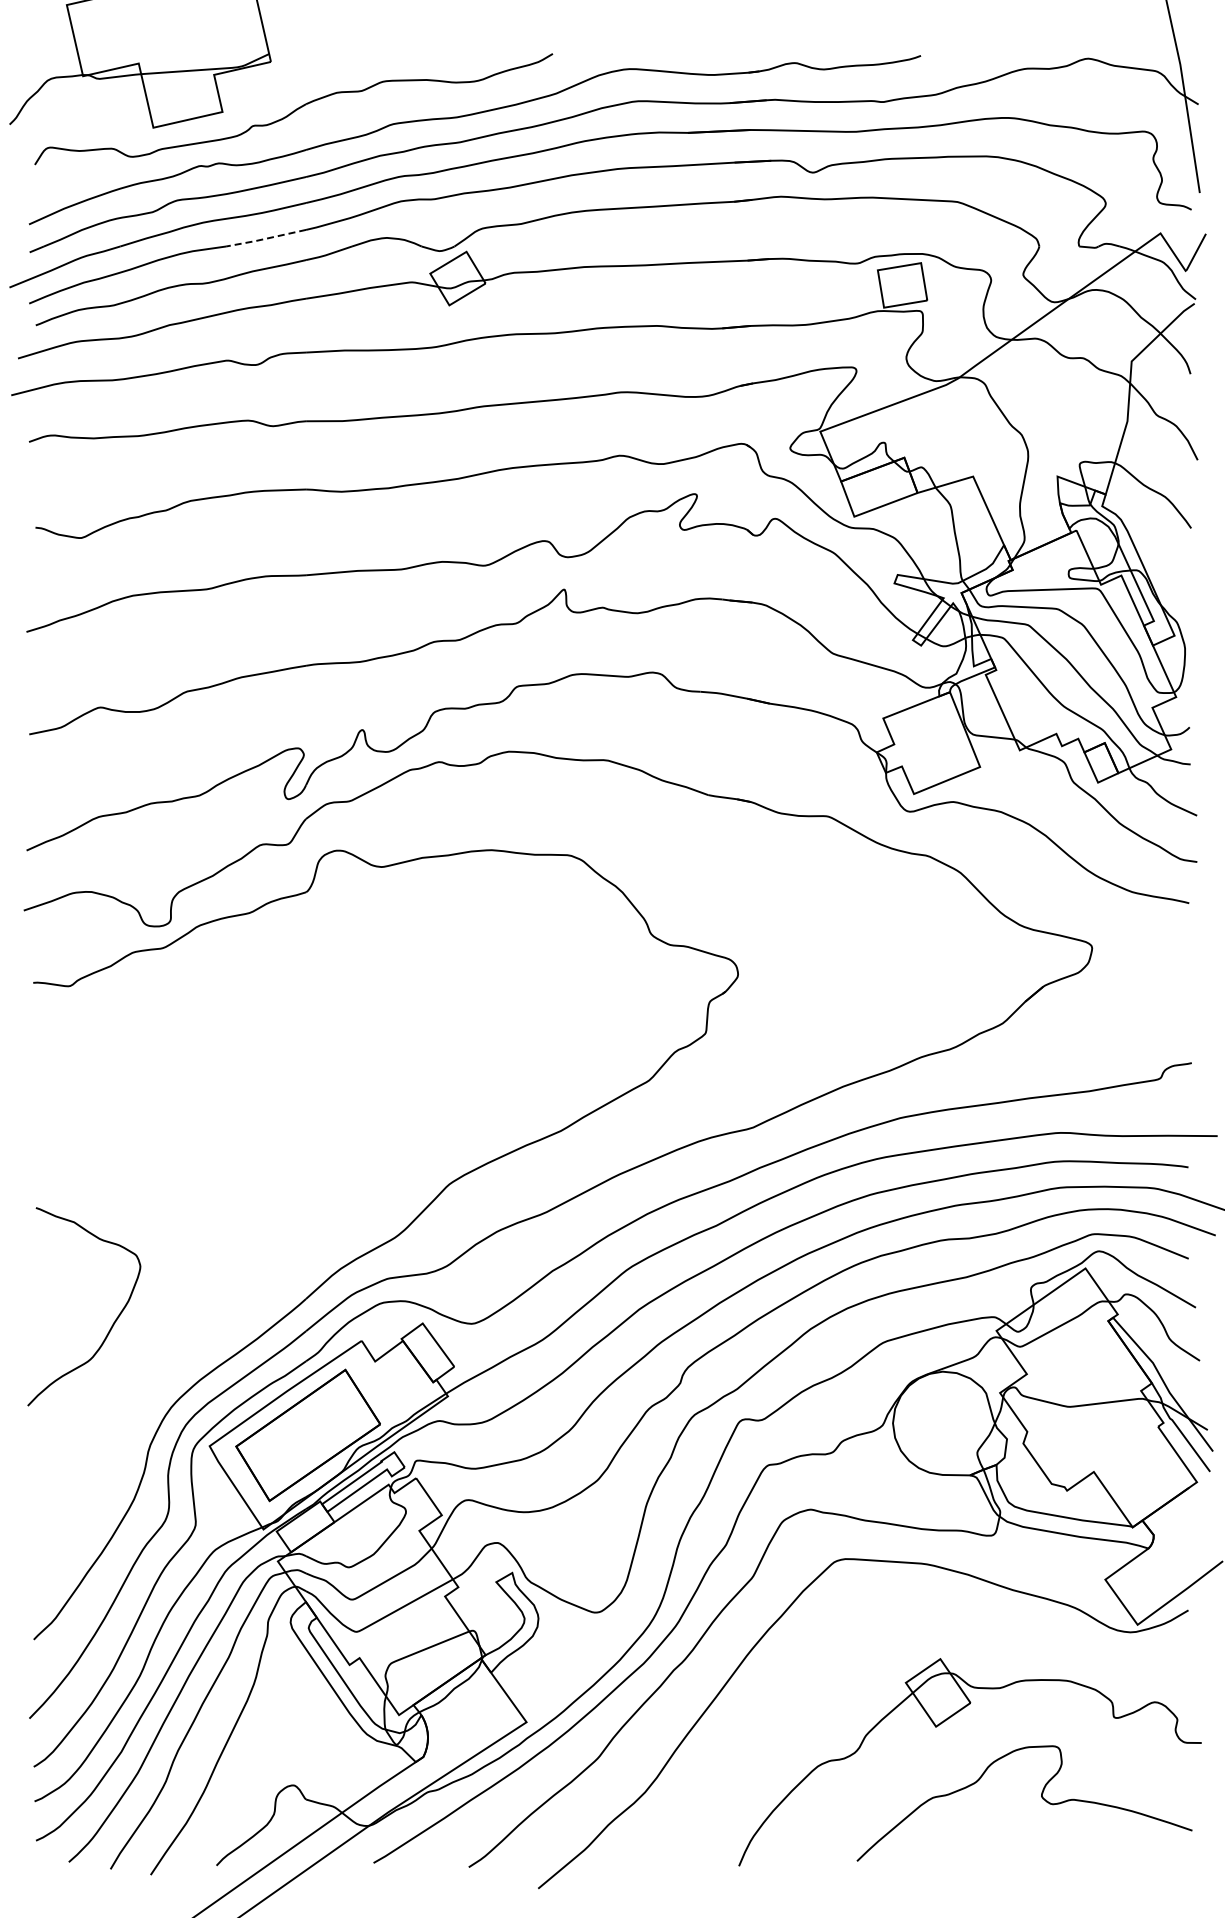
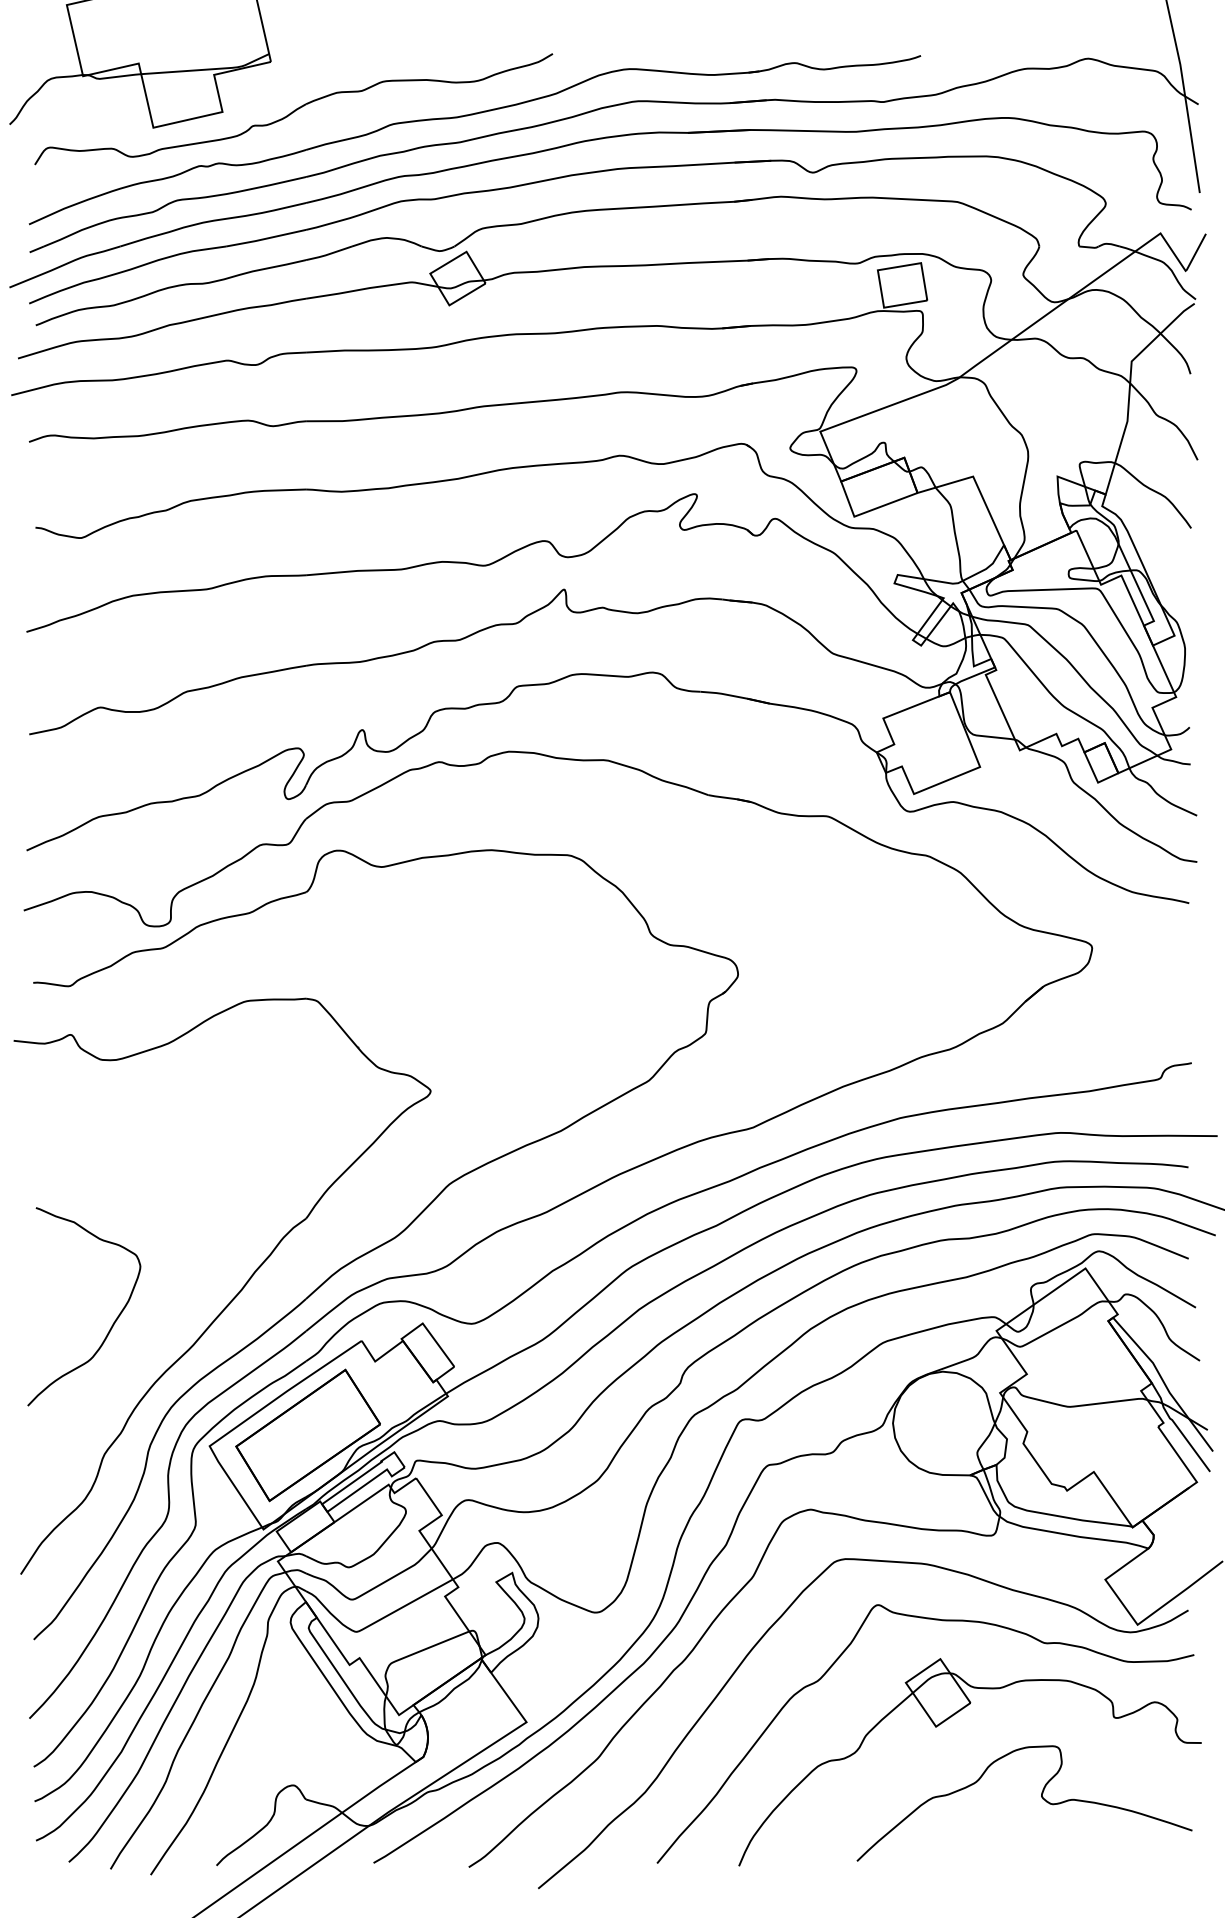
line: dashed -> solid (265, 238)
part: none -> present (234, 1296)
curve: none -> present (942, 1621)
